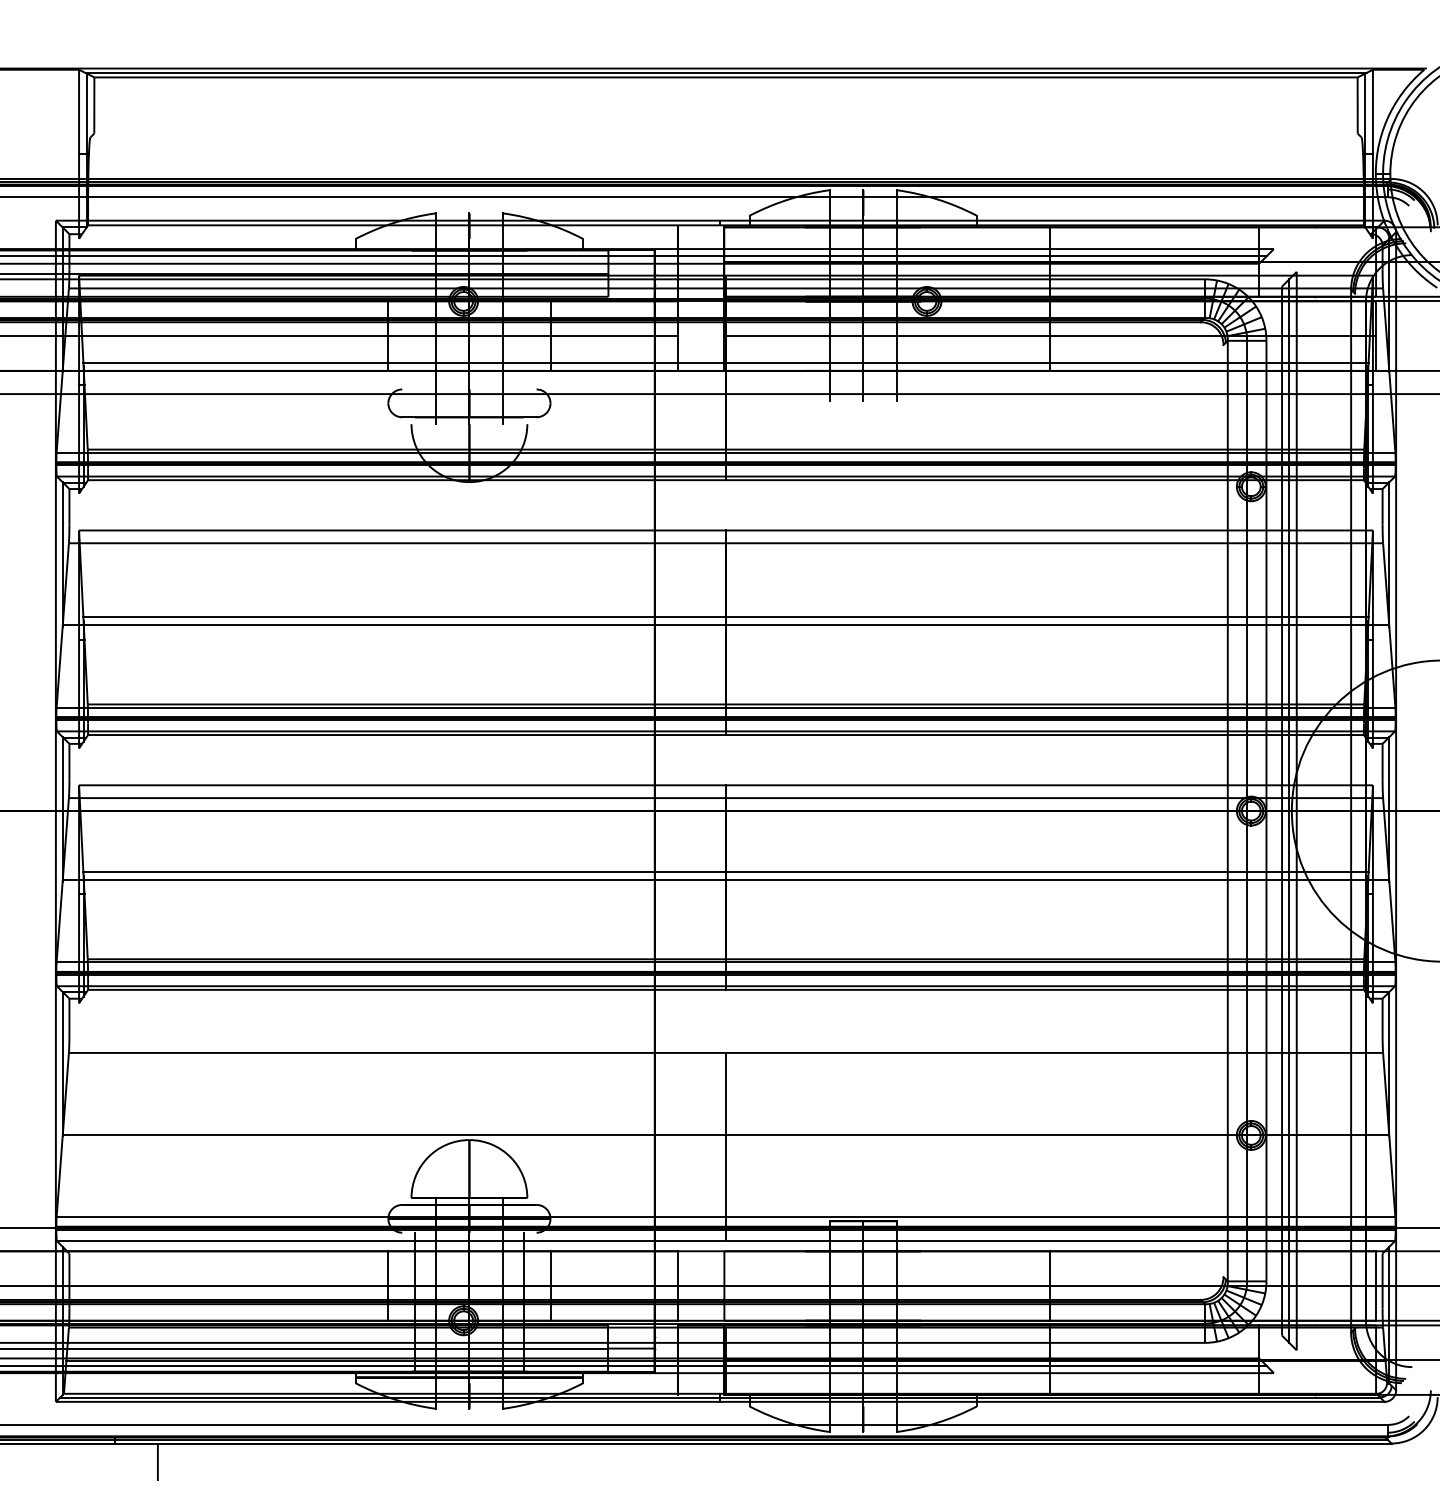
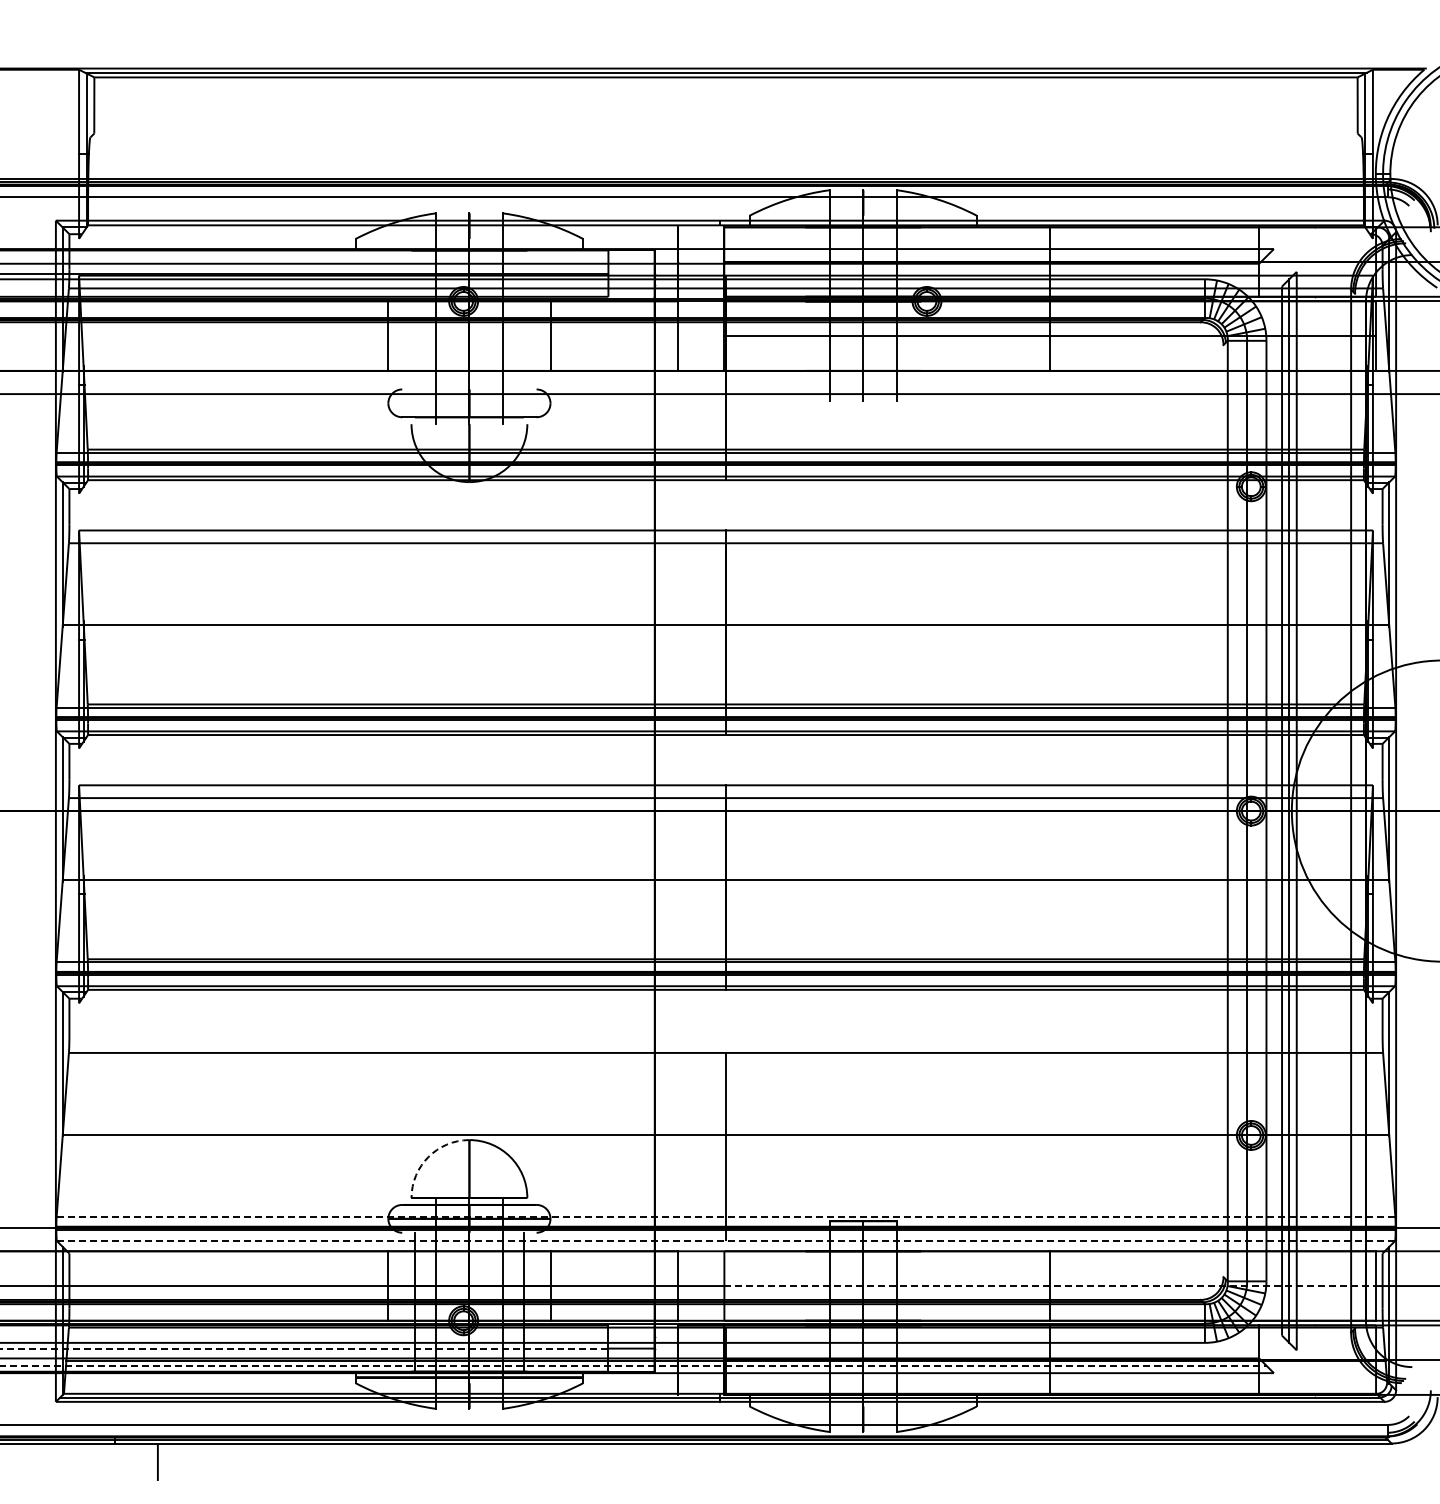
line: present -> none (634, 256)
line: present -> none (340, 336)
line: present -> none (725, 362)
line: present -> none (725, 617)
line: present -> none (725, 872)
arc: solid -> dashed (428, 1157)
line: solid -> dashed (726, 1217)
line: solid -> dashed (725, 1241)
line: solid -> dashed (1050, 1286)
line: solid -> dashed (303, 1348)
line: solid -> dashed (633, 1365)
